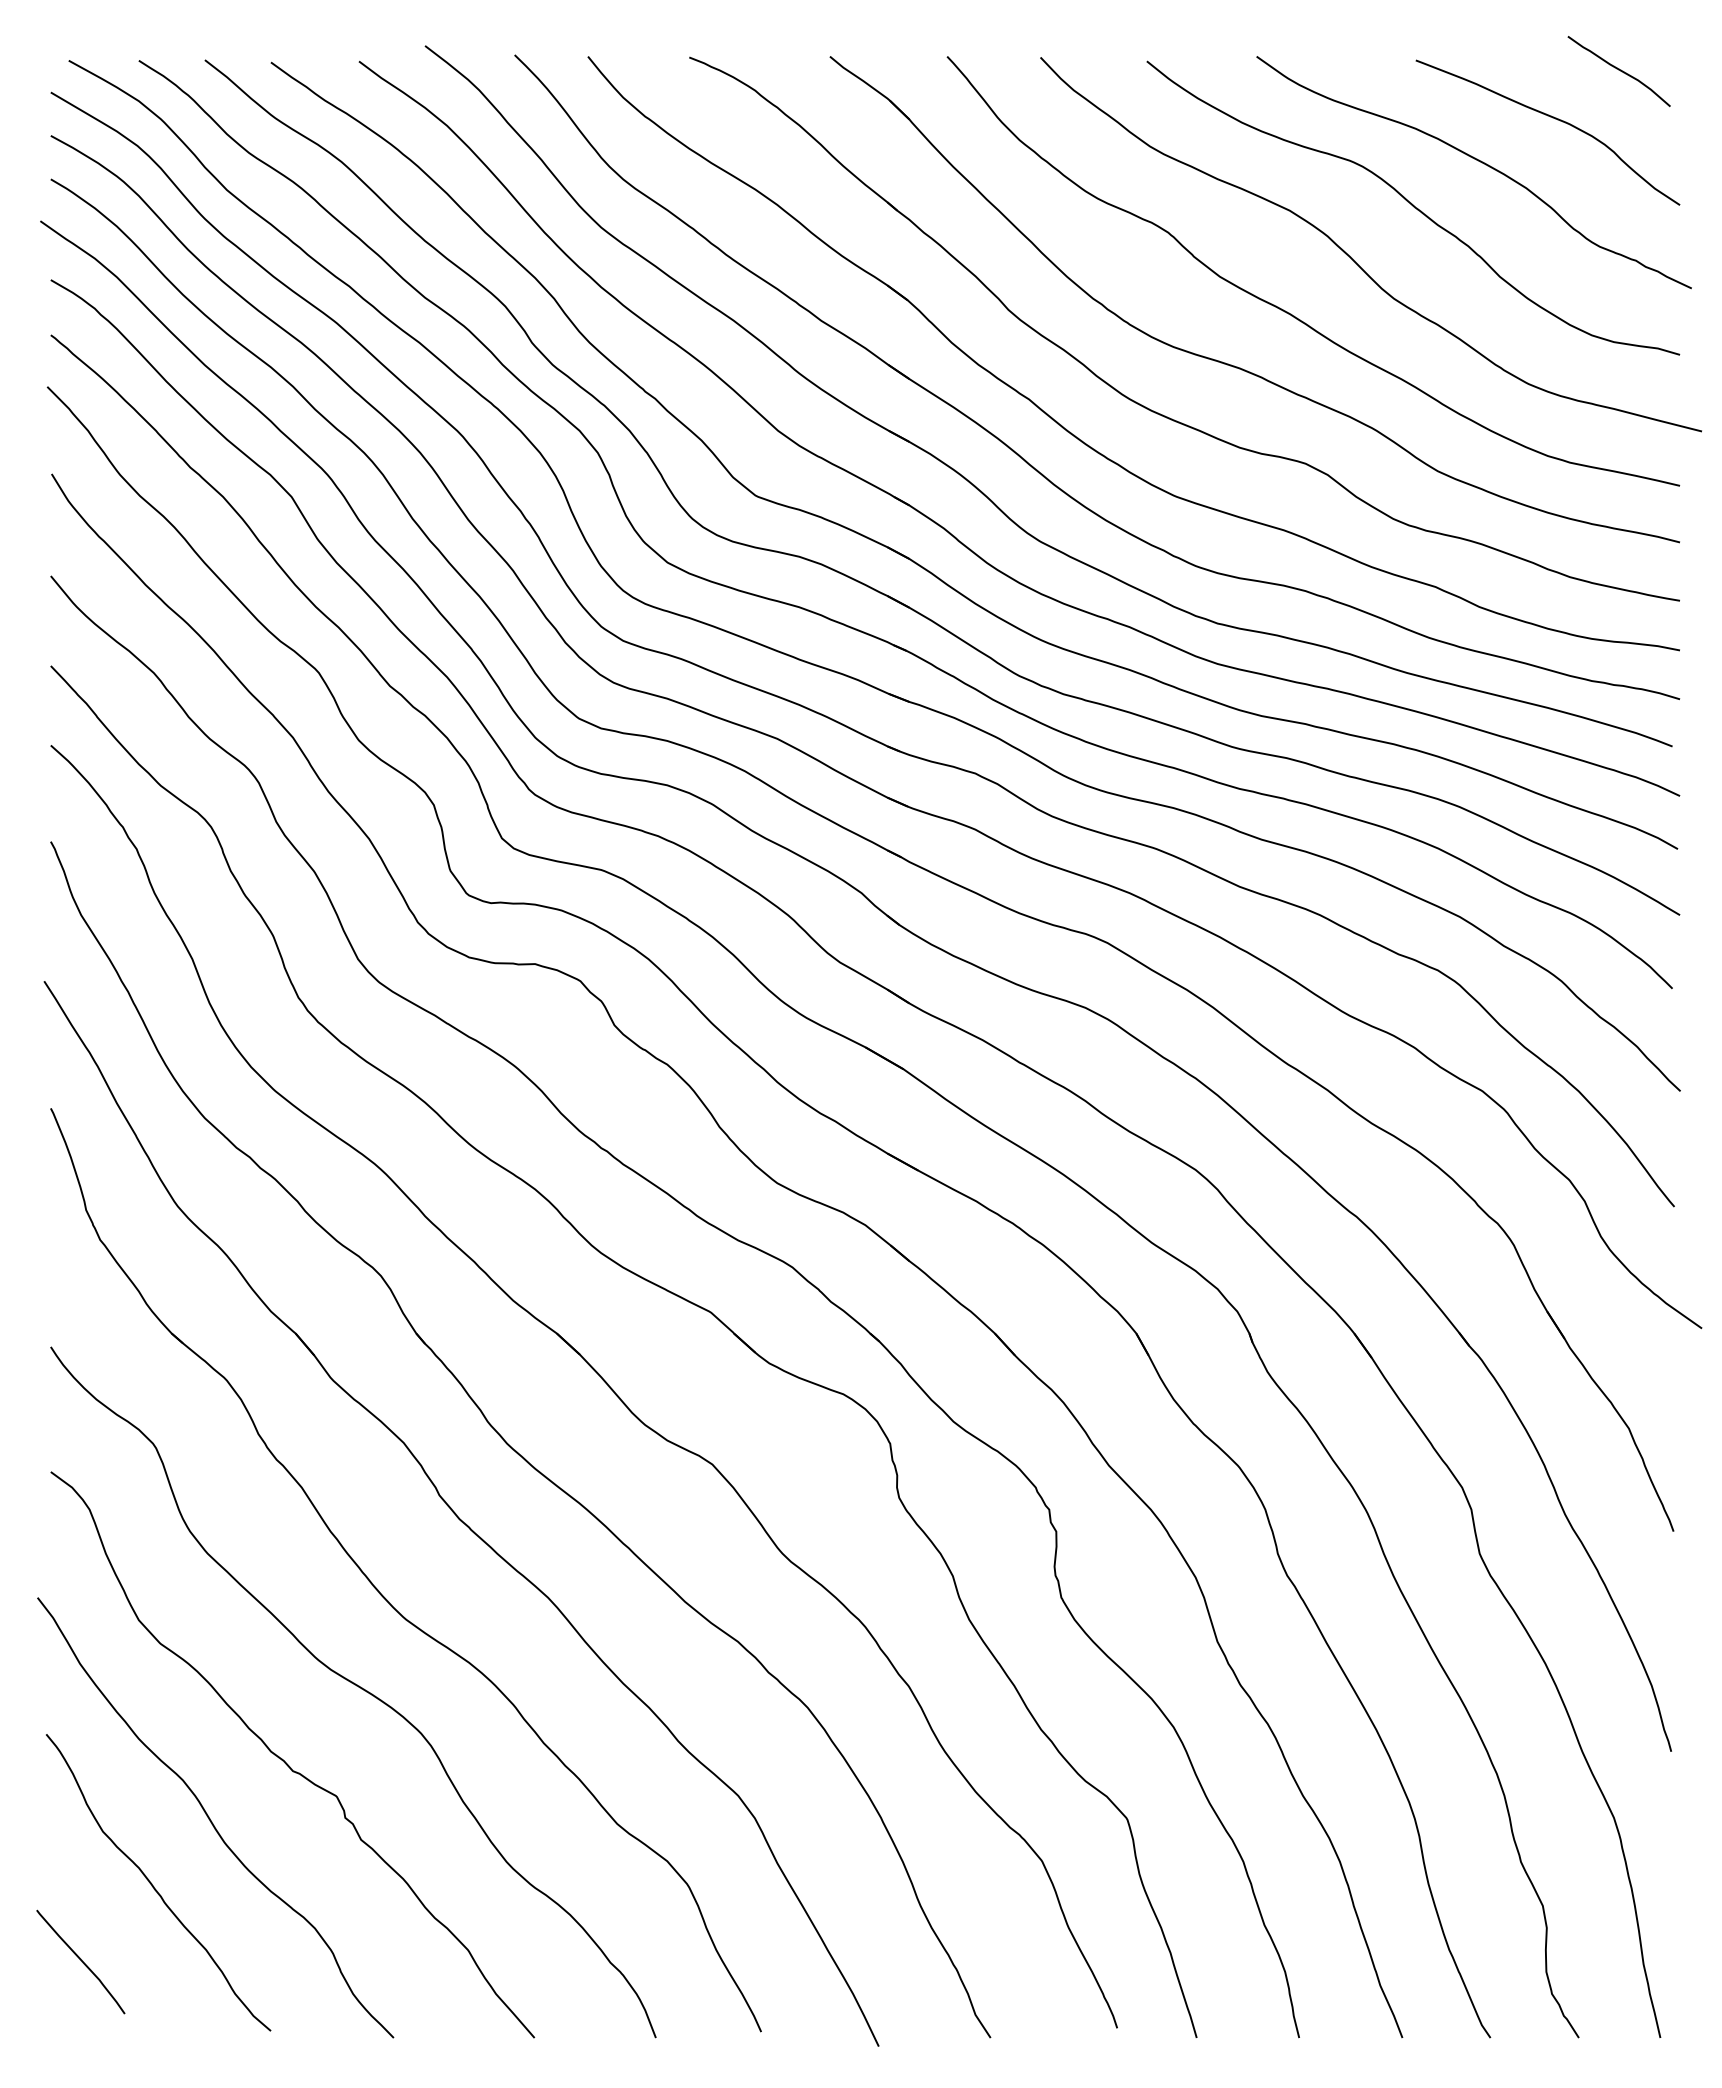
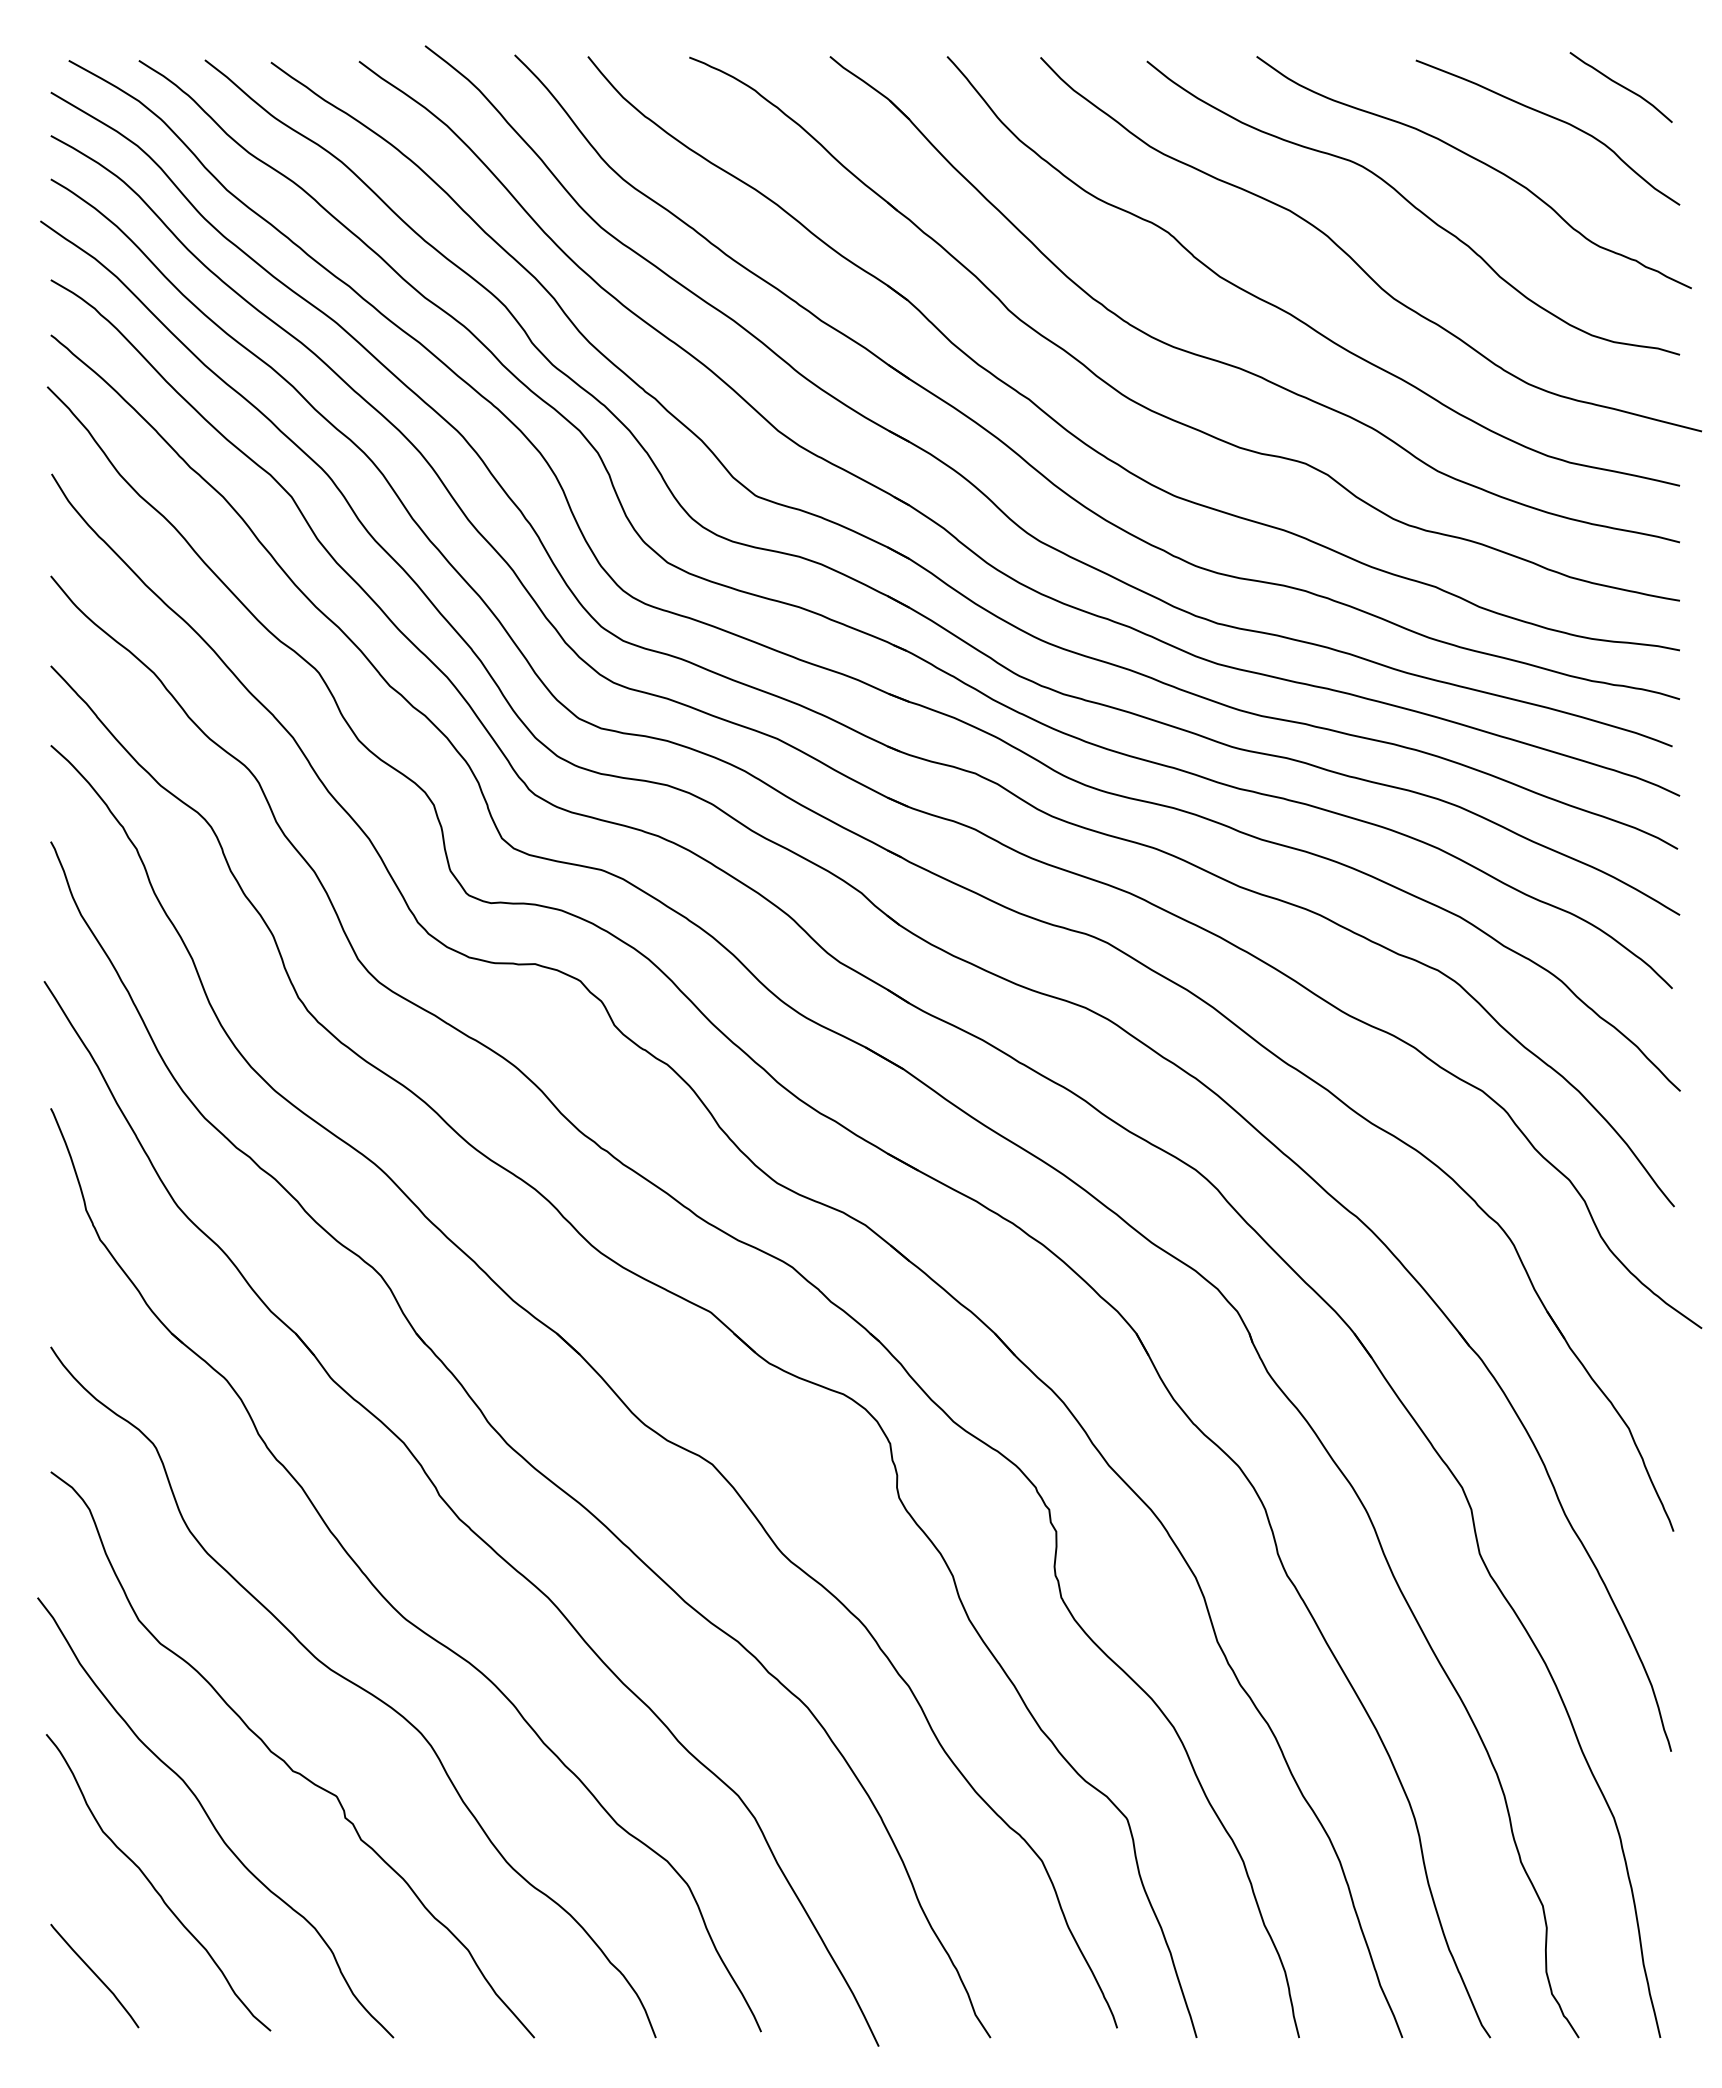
curve position: (1618, 70) -> (1620, 86) (1620, 86)
curve position: (80, 1960) -> (94, 1974) (94, 1974)
